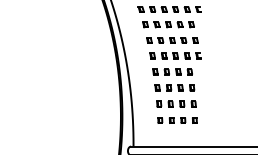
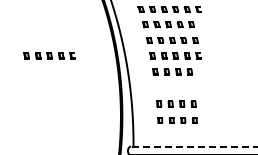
part: none -> present (49, 55)
part: present -> none (174, 87)
line: solid -> dashed (193, 146)
